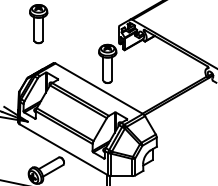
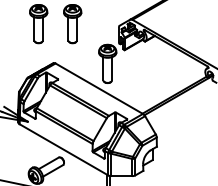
part: none -> present (72, 24)
